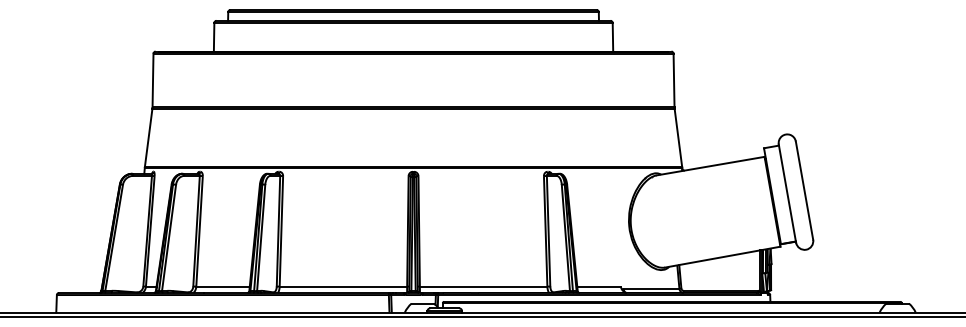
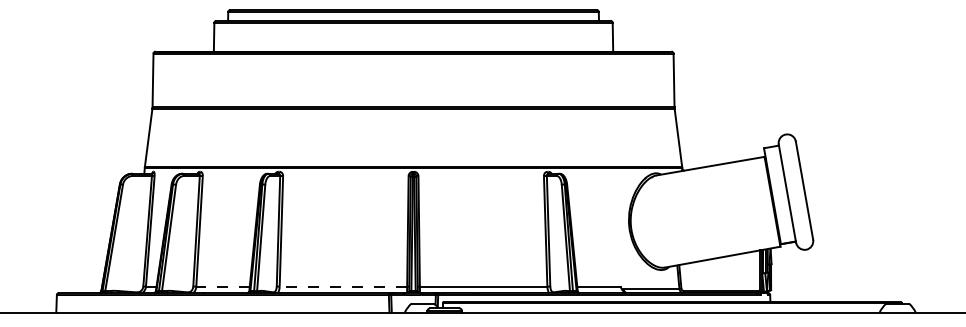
line: solid -> dashed (223, 286)
line: solid -> dashed (343, 286)
line: present -> none (482, 317)
